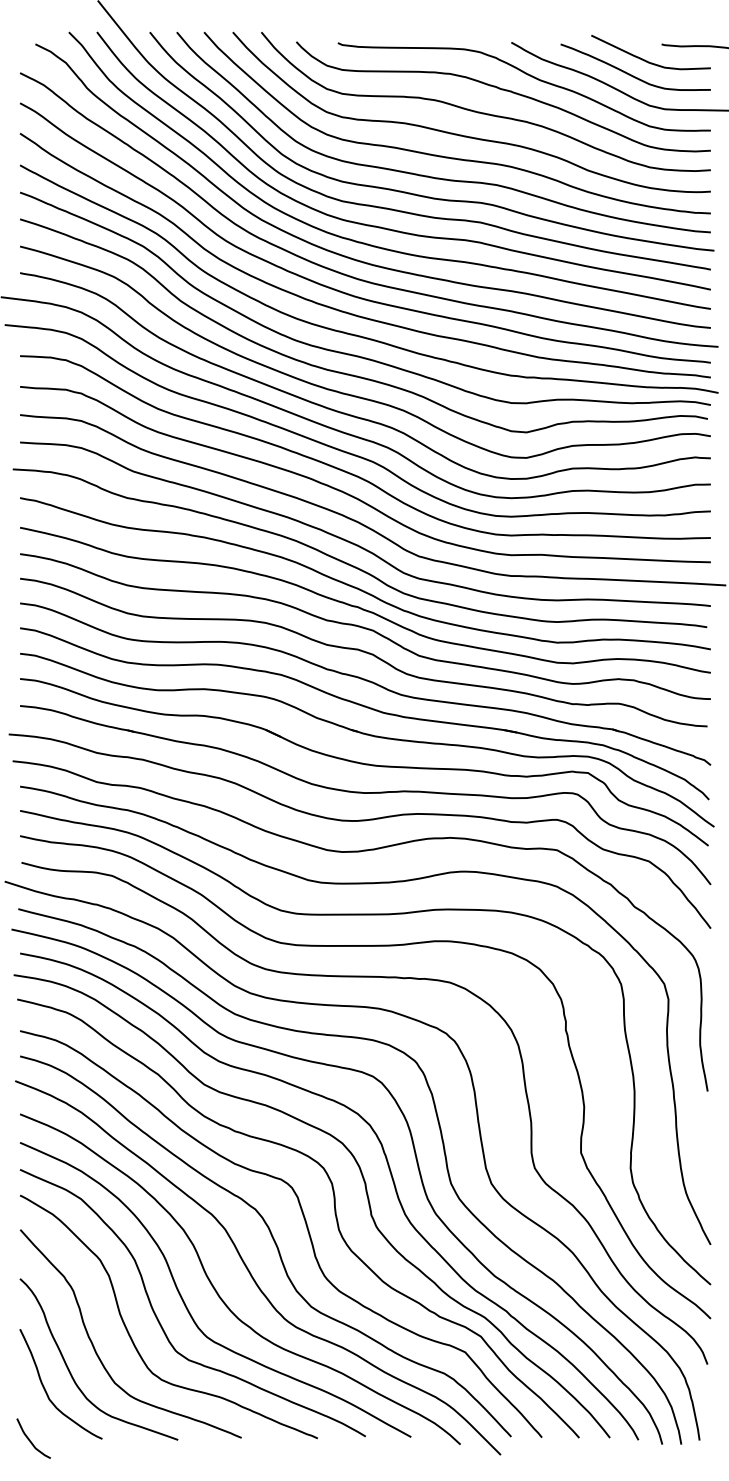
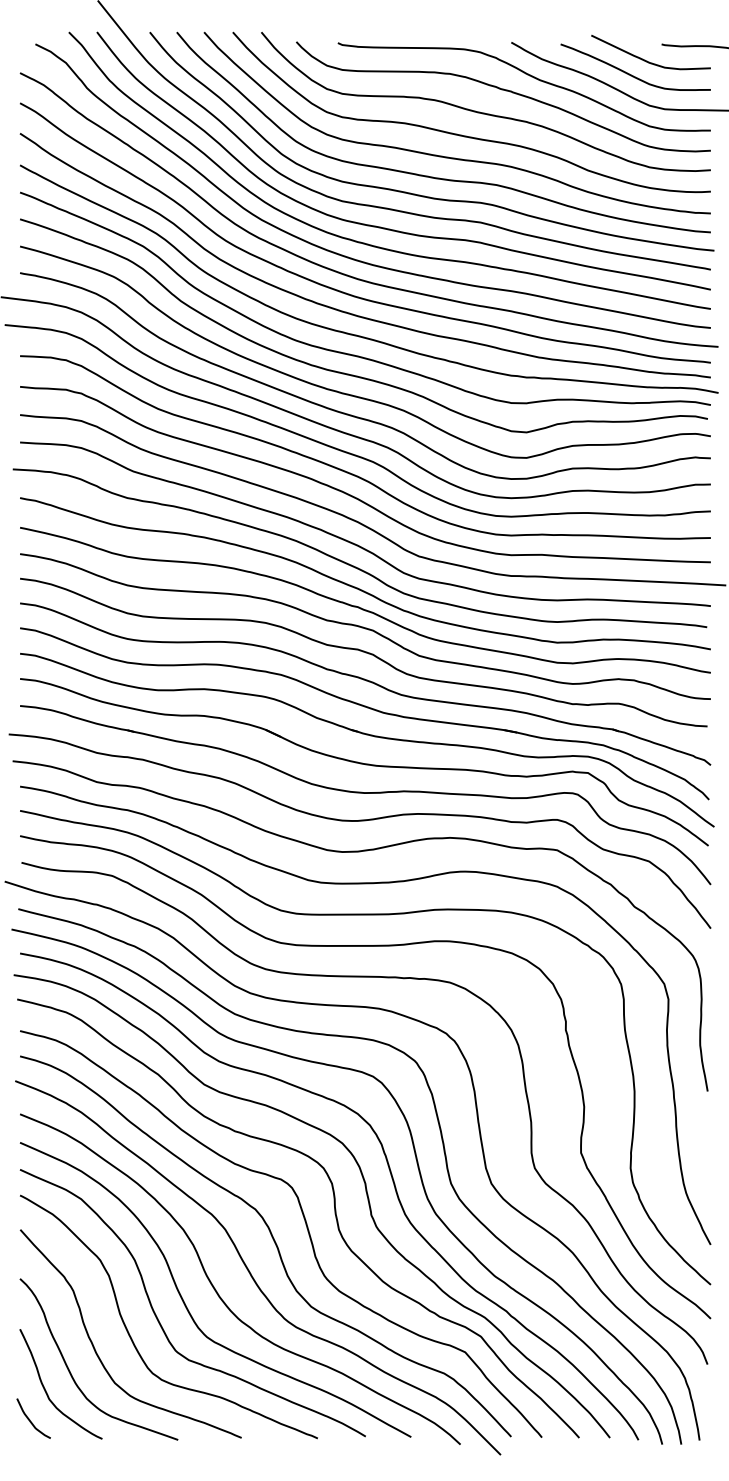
curve position: (30, 1439) -> (30, 1419) (30, 1419)
